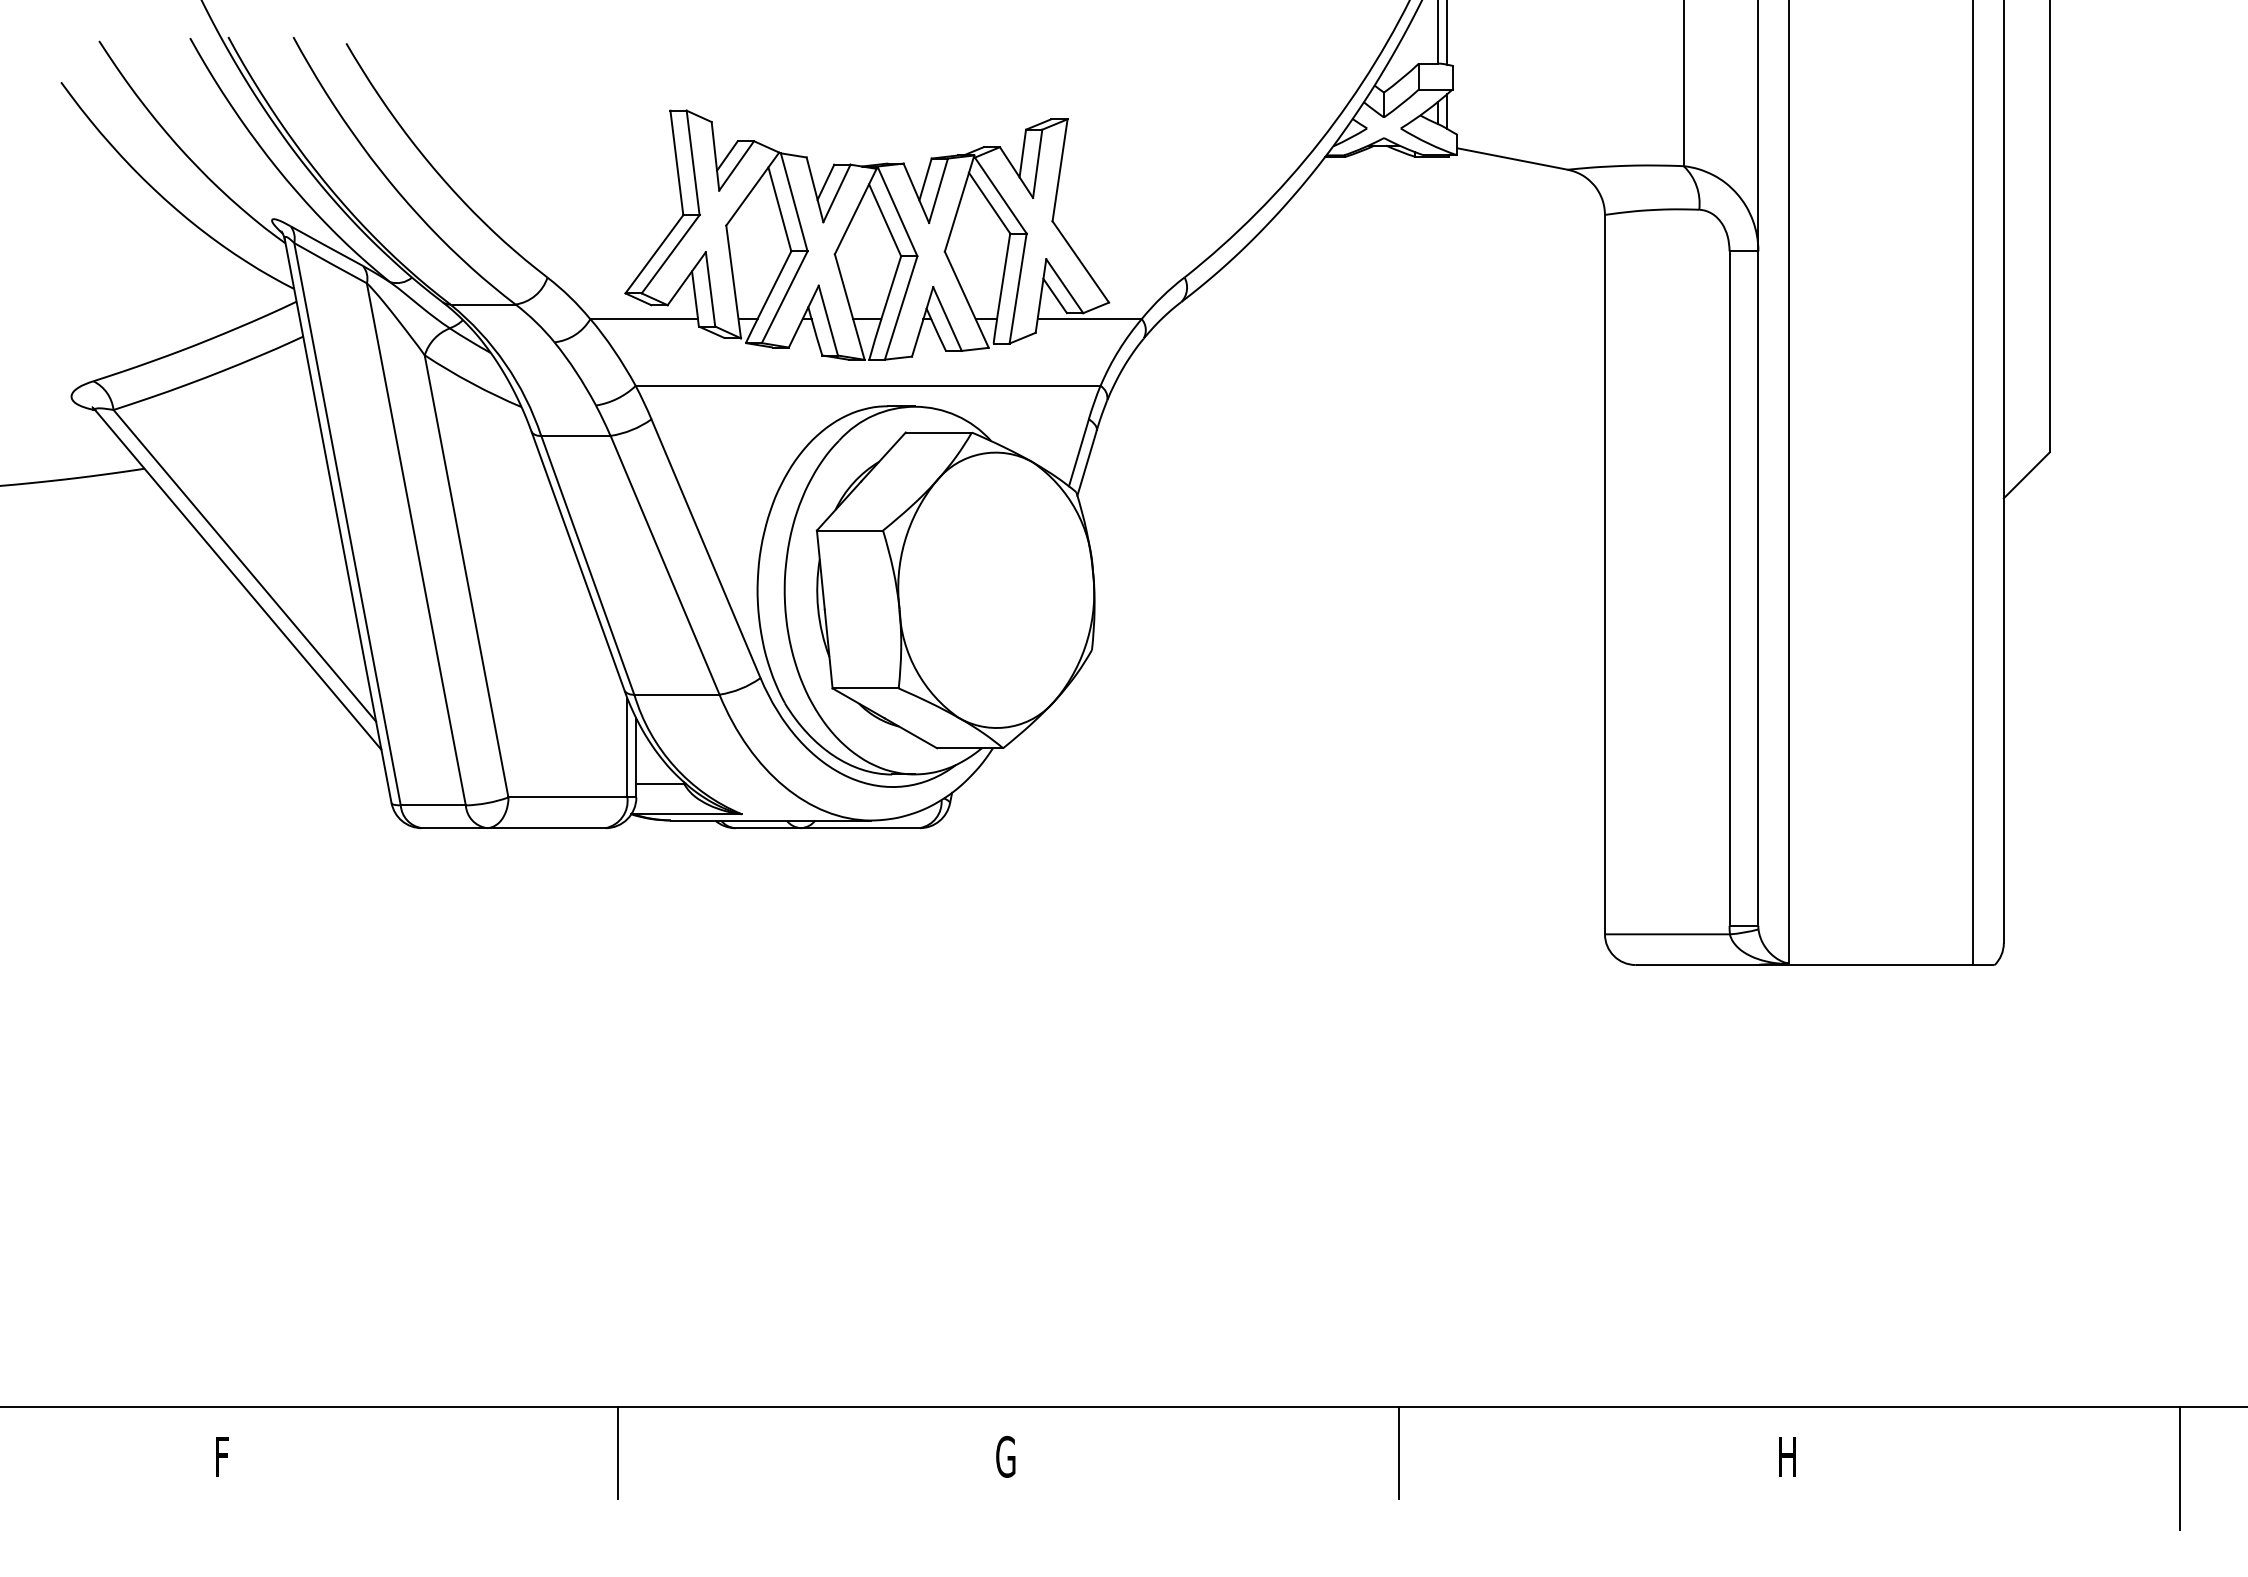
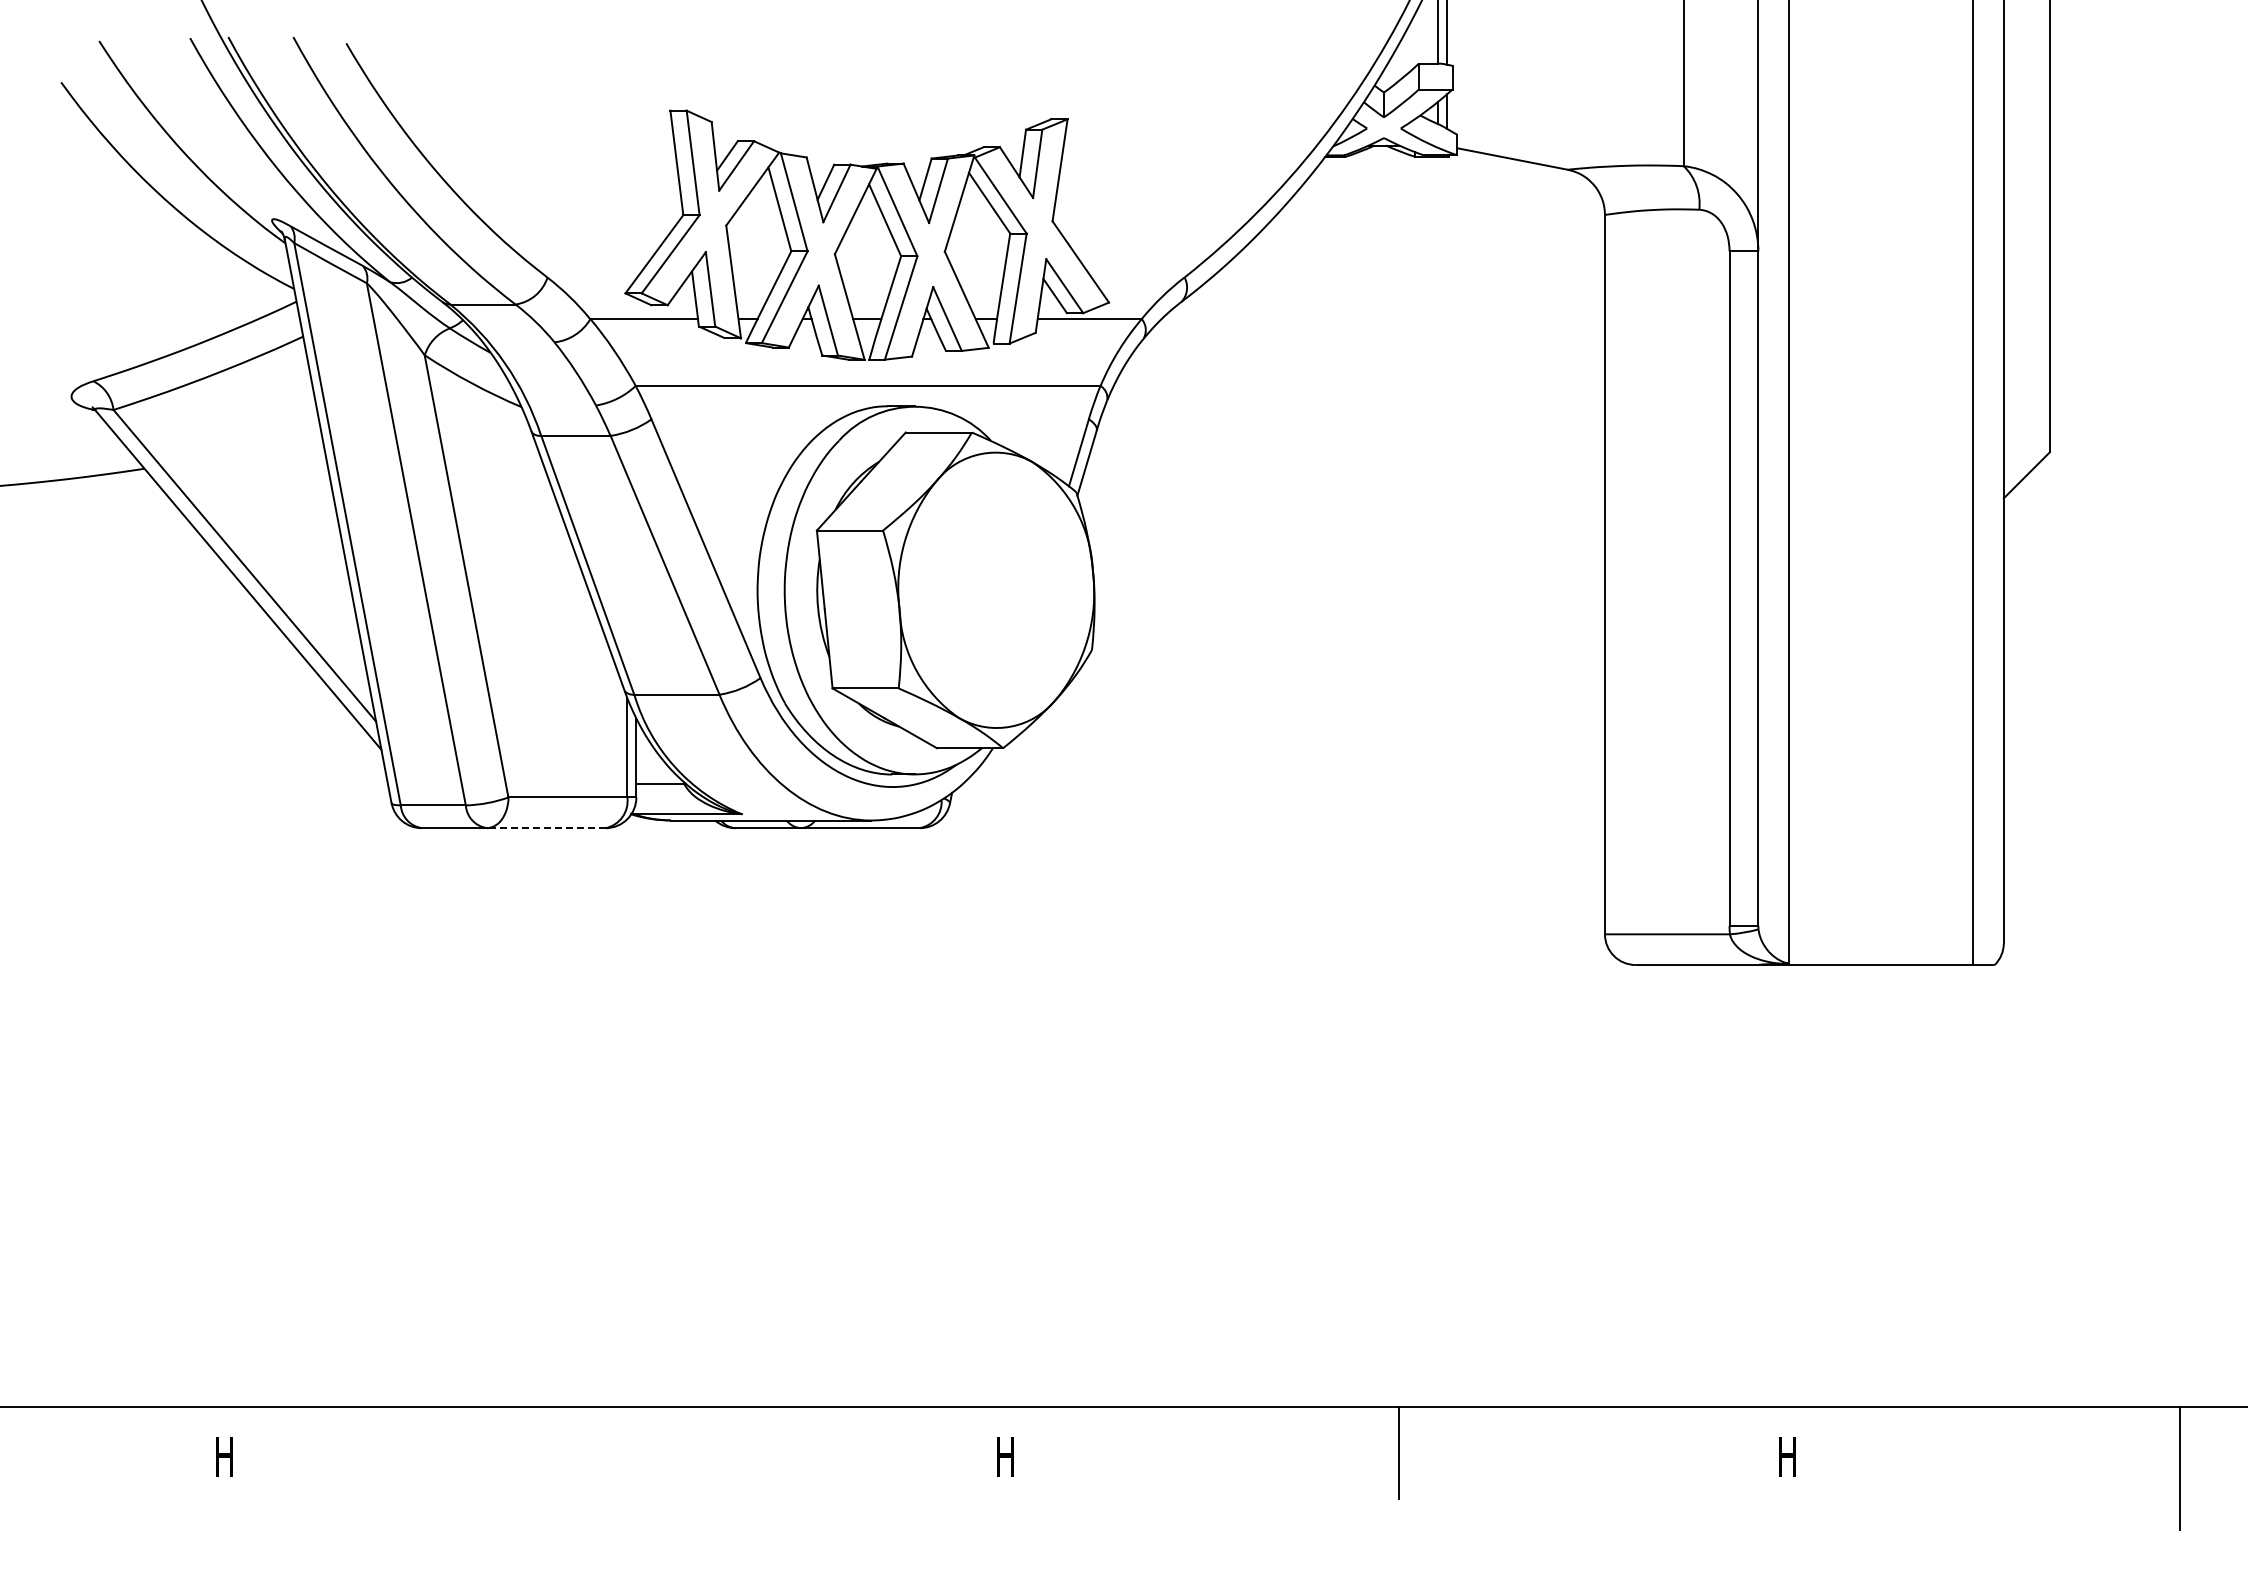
line: solid -> dashed (545, 828)
line: present -> none (617, 1452)
text: F -> H (225, 1456)
text: G -> H (1005, 1456)
